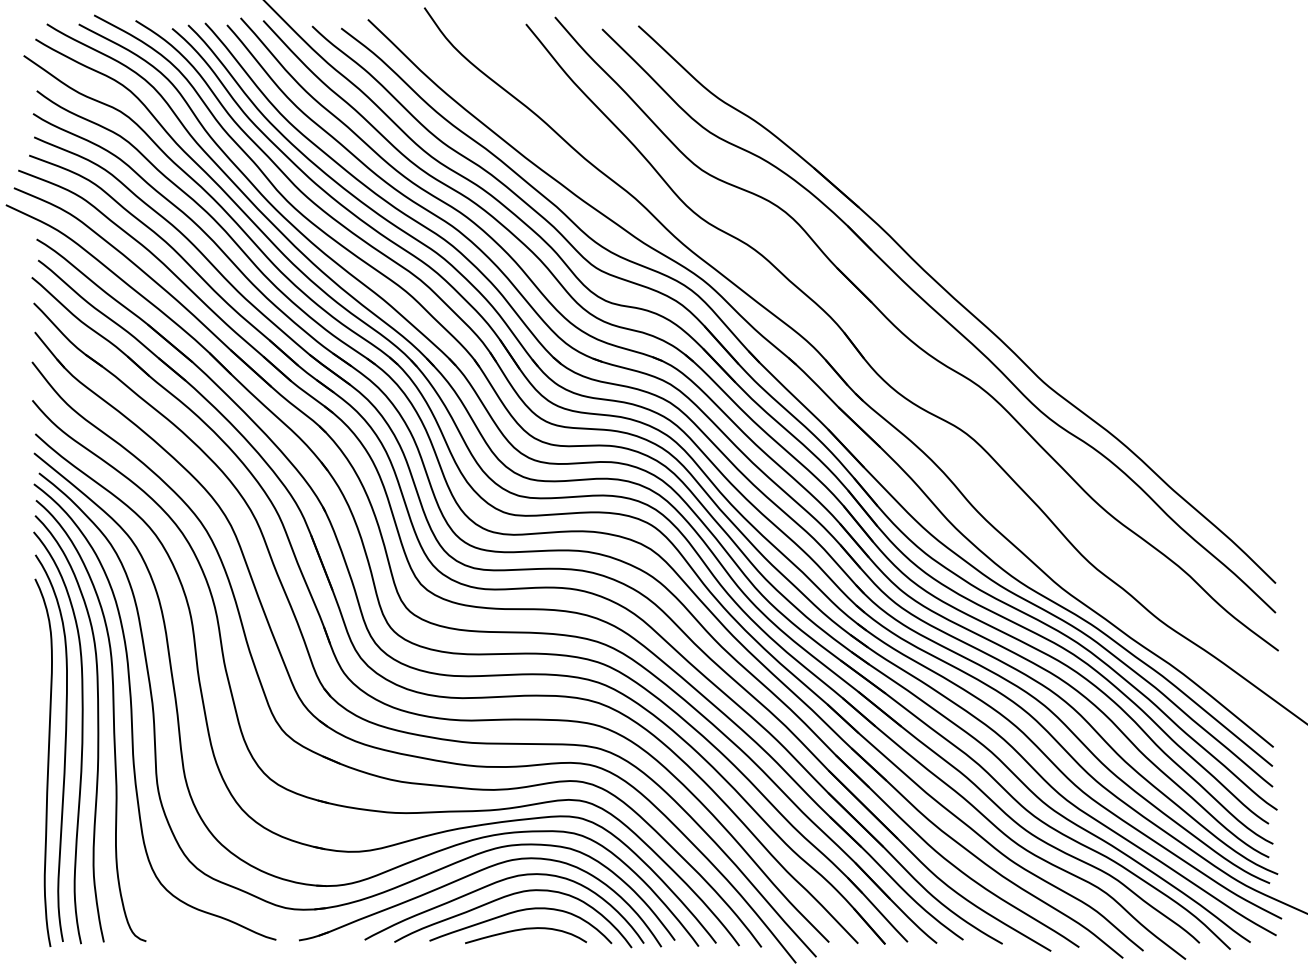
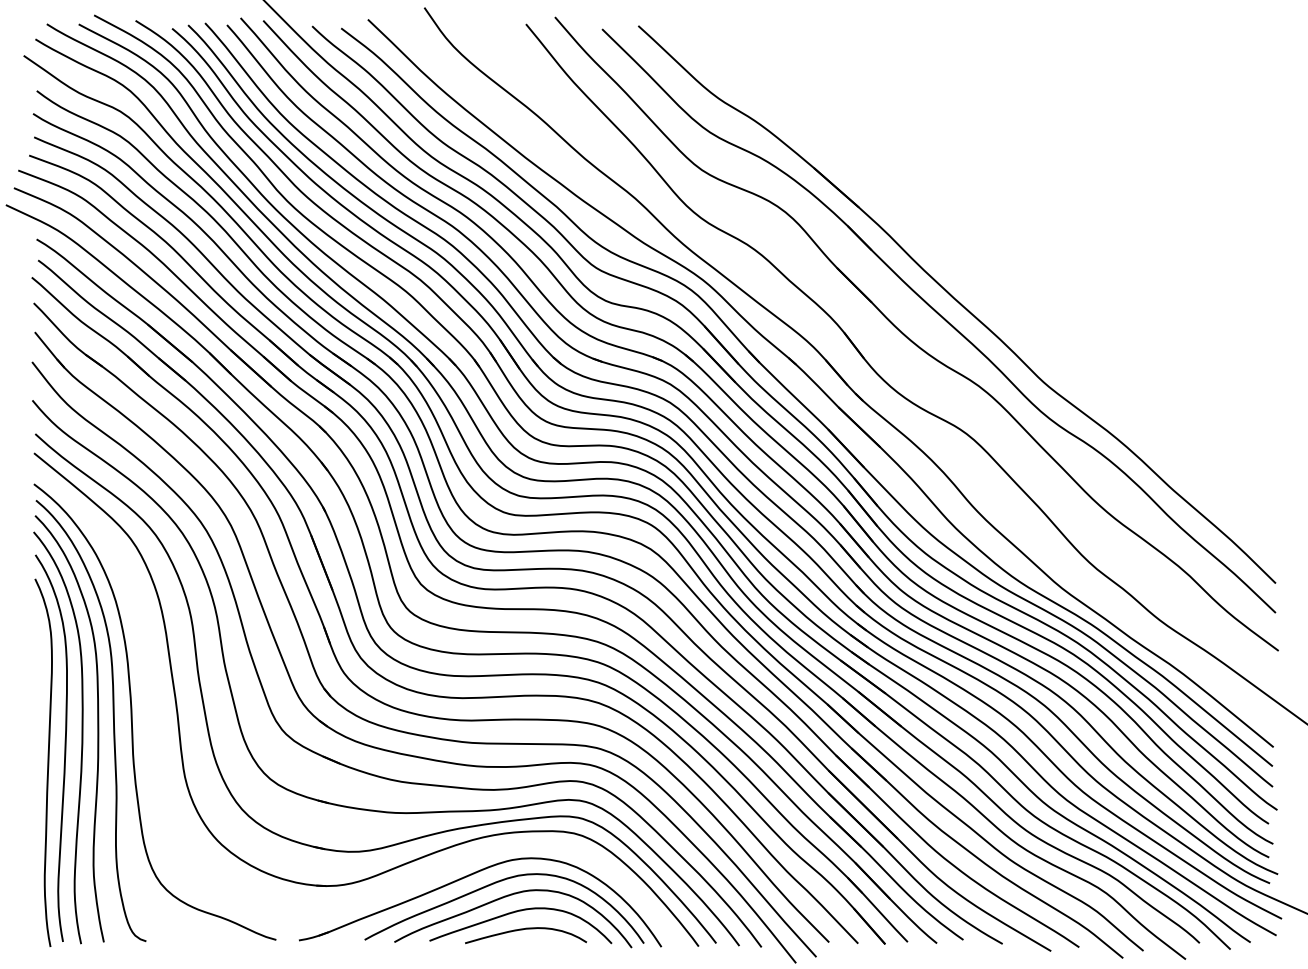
part: present -> none (424, 874)
